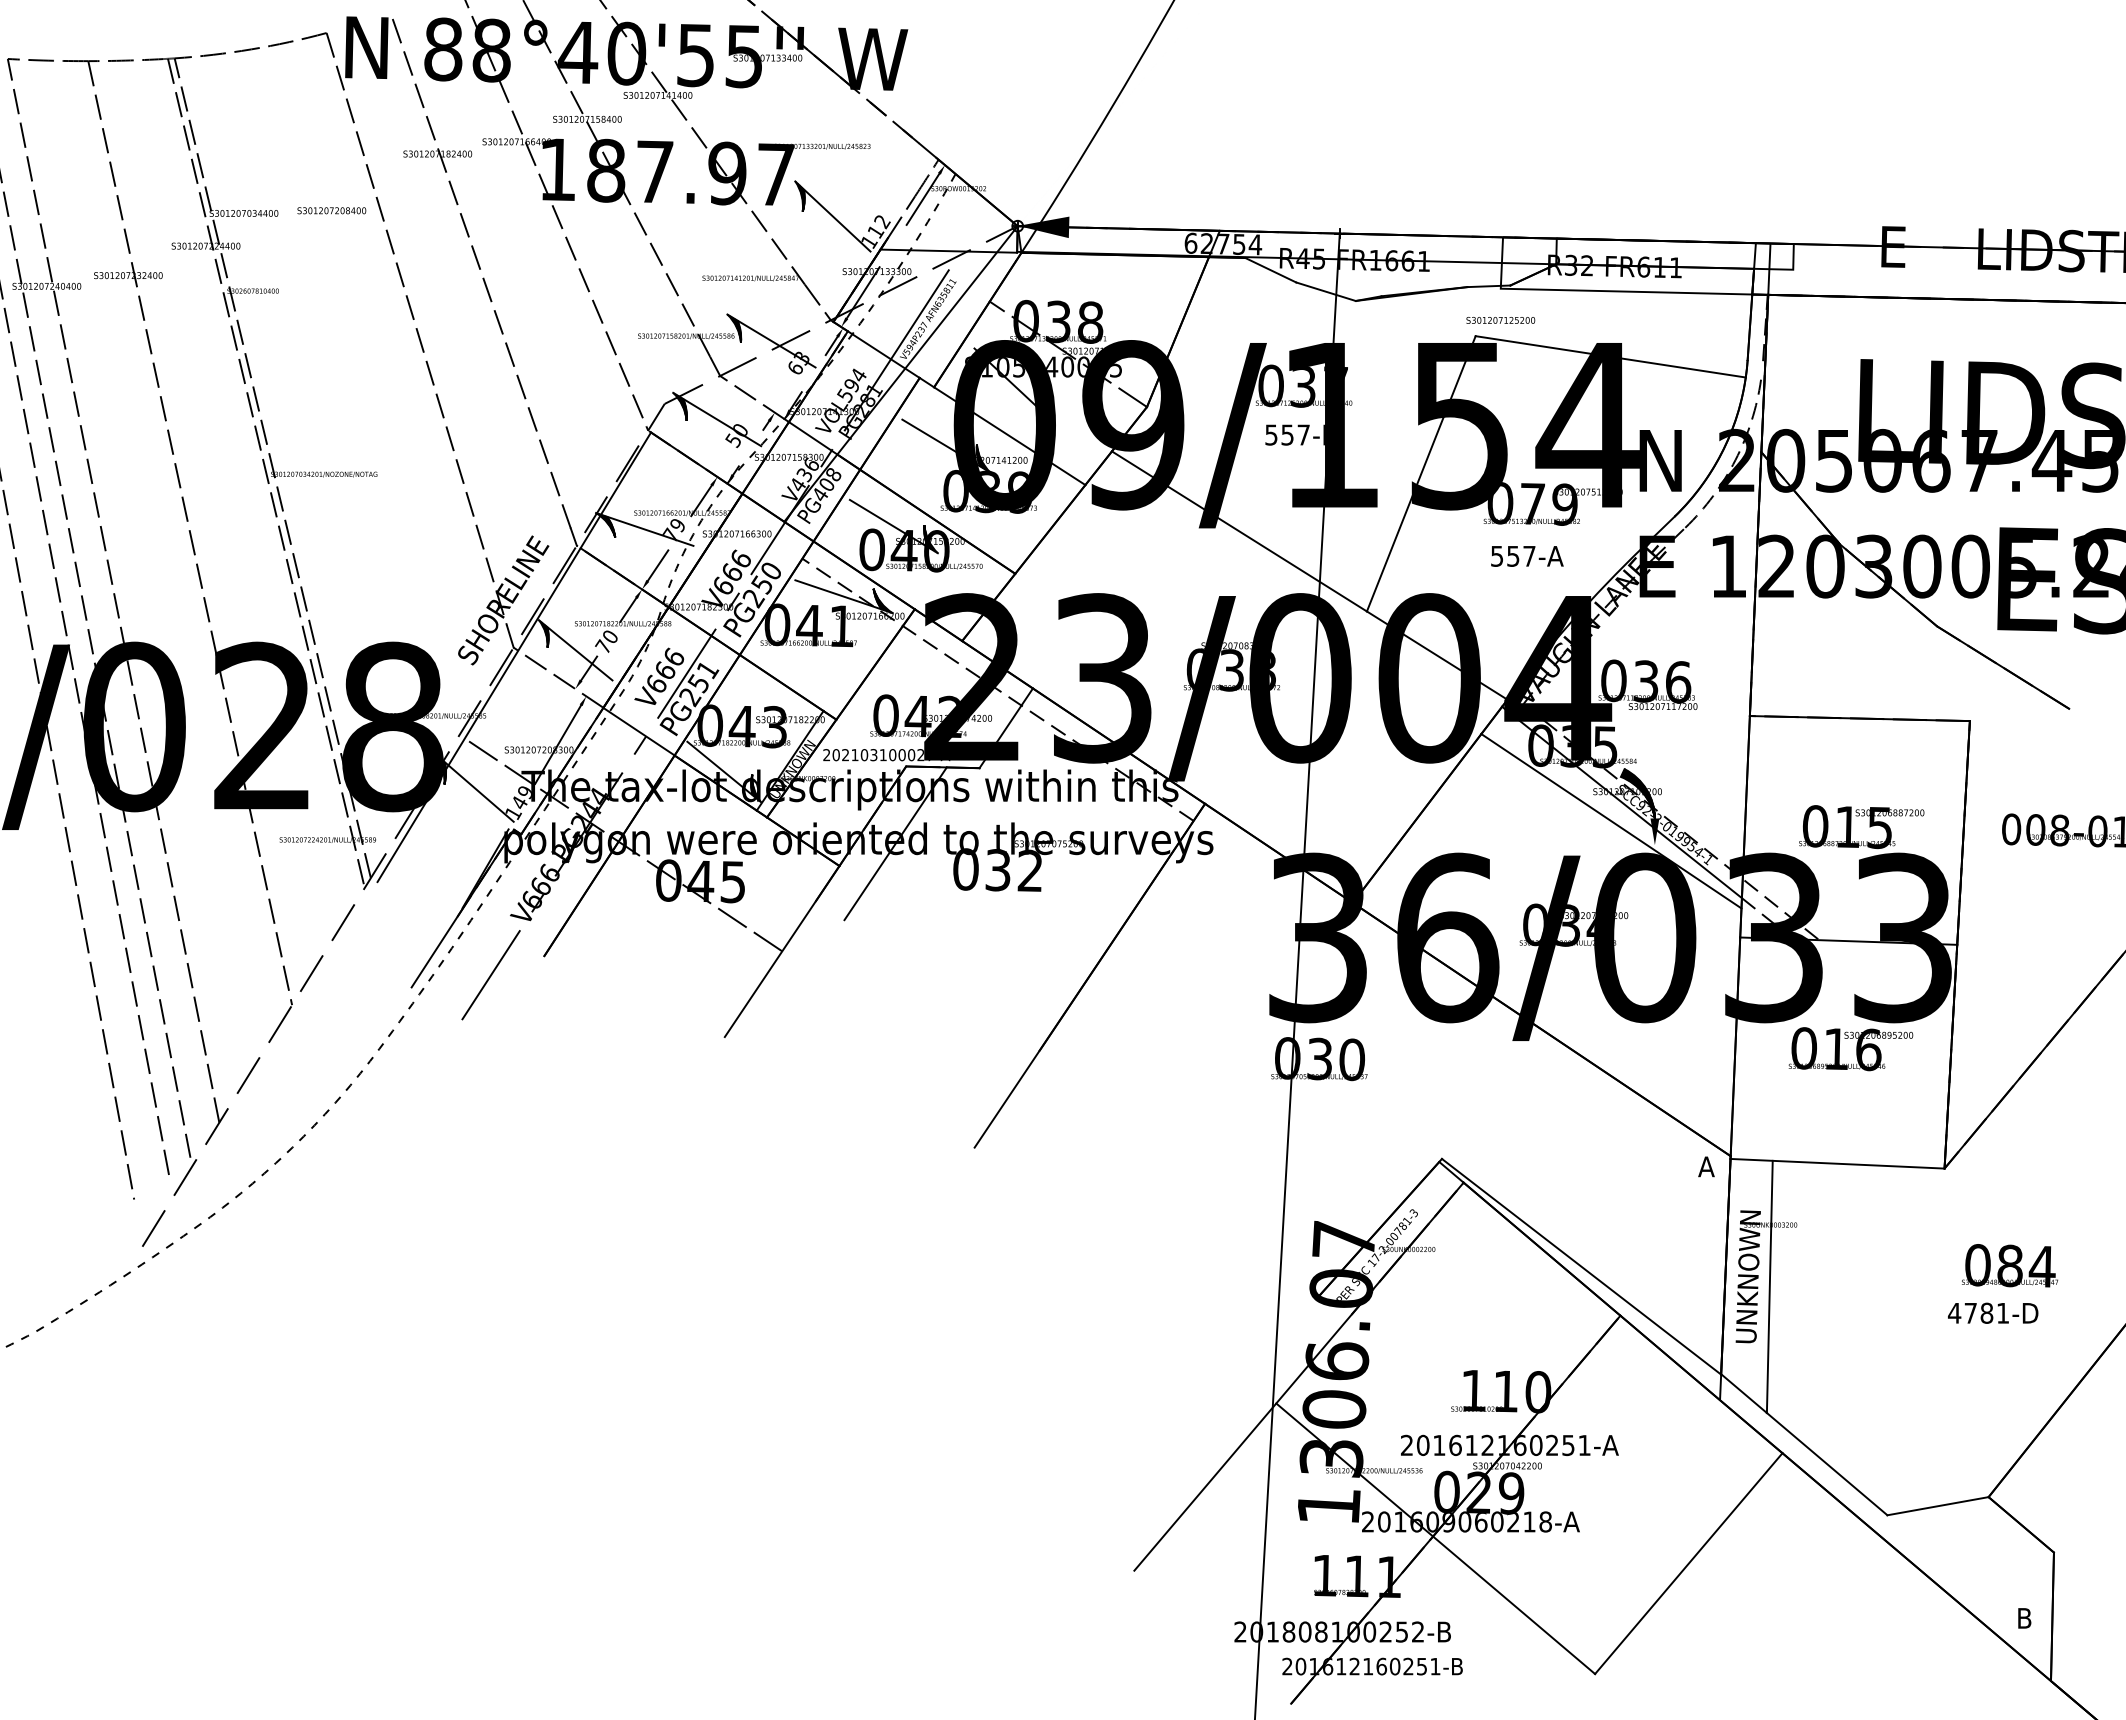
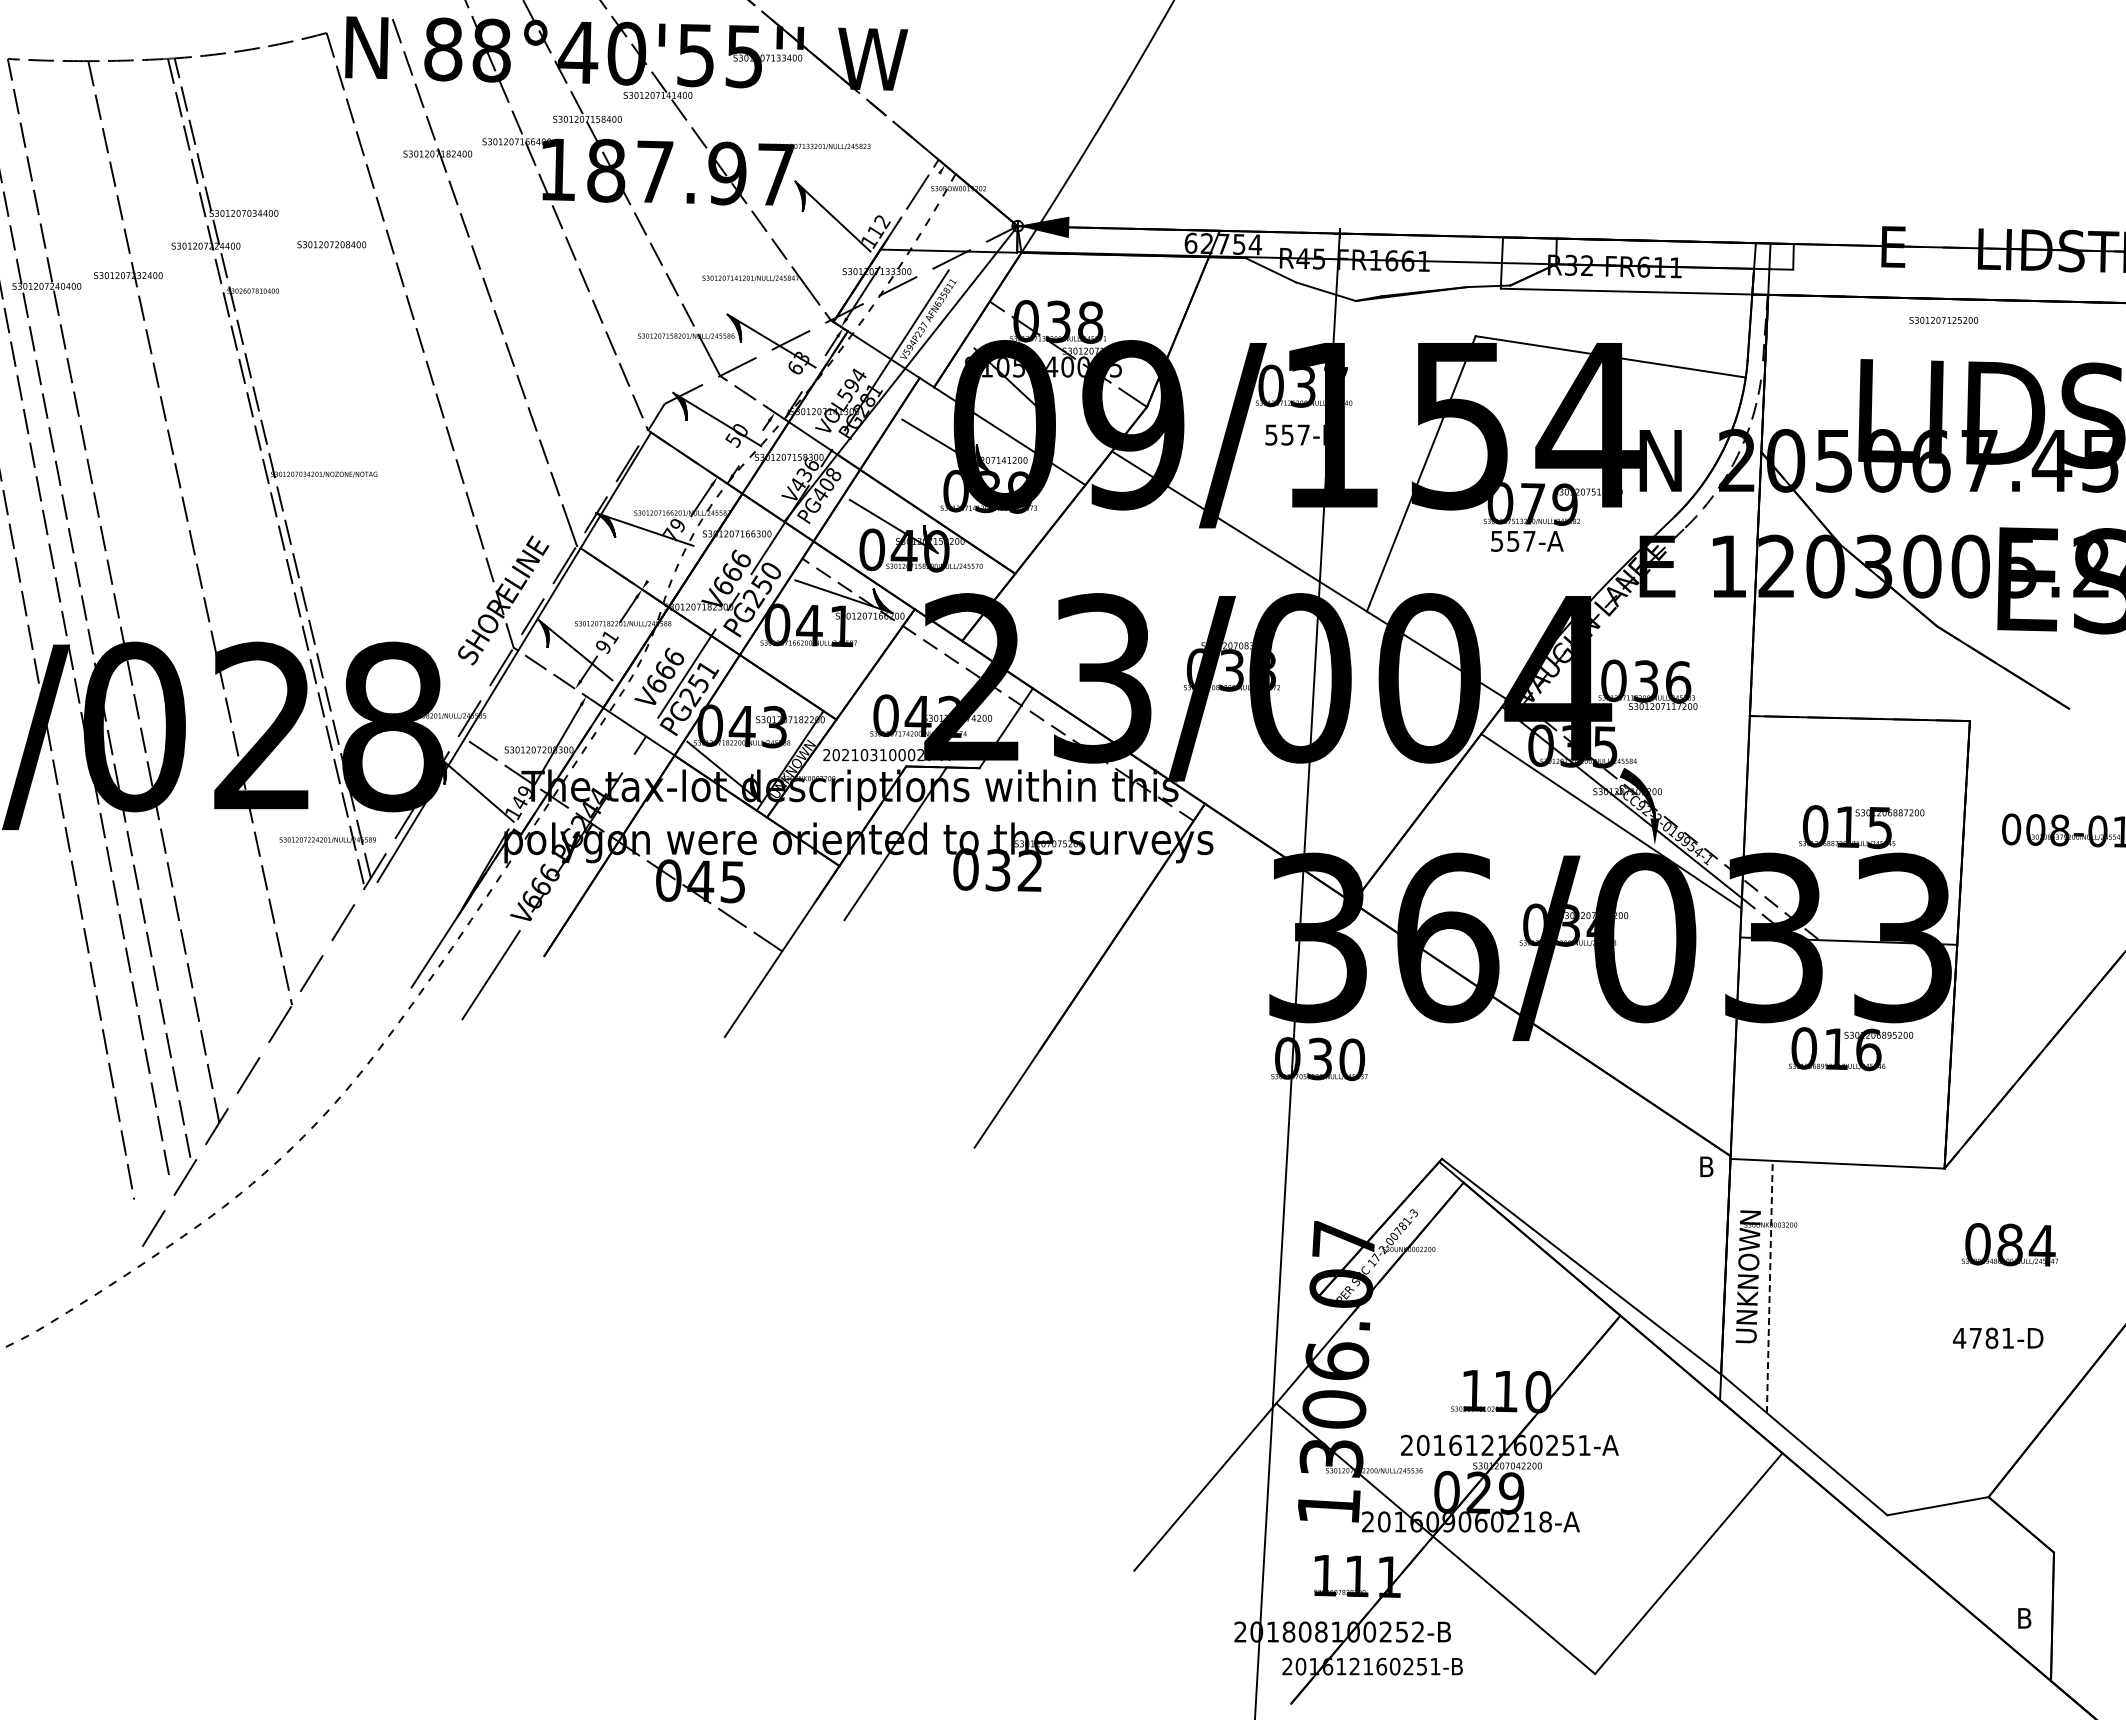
line: present -> none (922, 198)
text position: (331, 210) -> (331, 244) (331, 244)
text position: (1500, 320) -> (1943, 320) (1943, 320)
text position: (1527, 556) -> (1527, 541) (1527, 541)
line: present -> none (657, 565)
text: 70 -> 91 (606, 642)
text: A -> B (1706, 1166)
text position: (2009, 1265) -> (2009, 1244) (2009, 1244)
line: solid -> dashed (1769, 1286)
text position: (1993, 1312) -> (1998, 1337) (1998, 1337)
